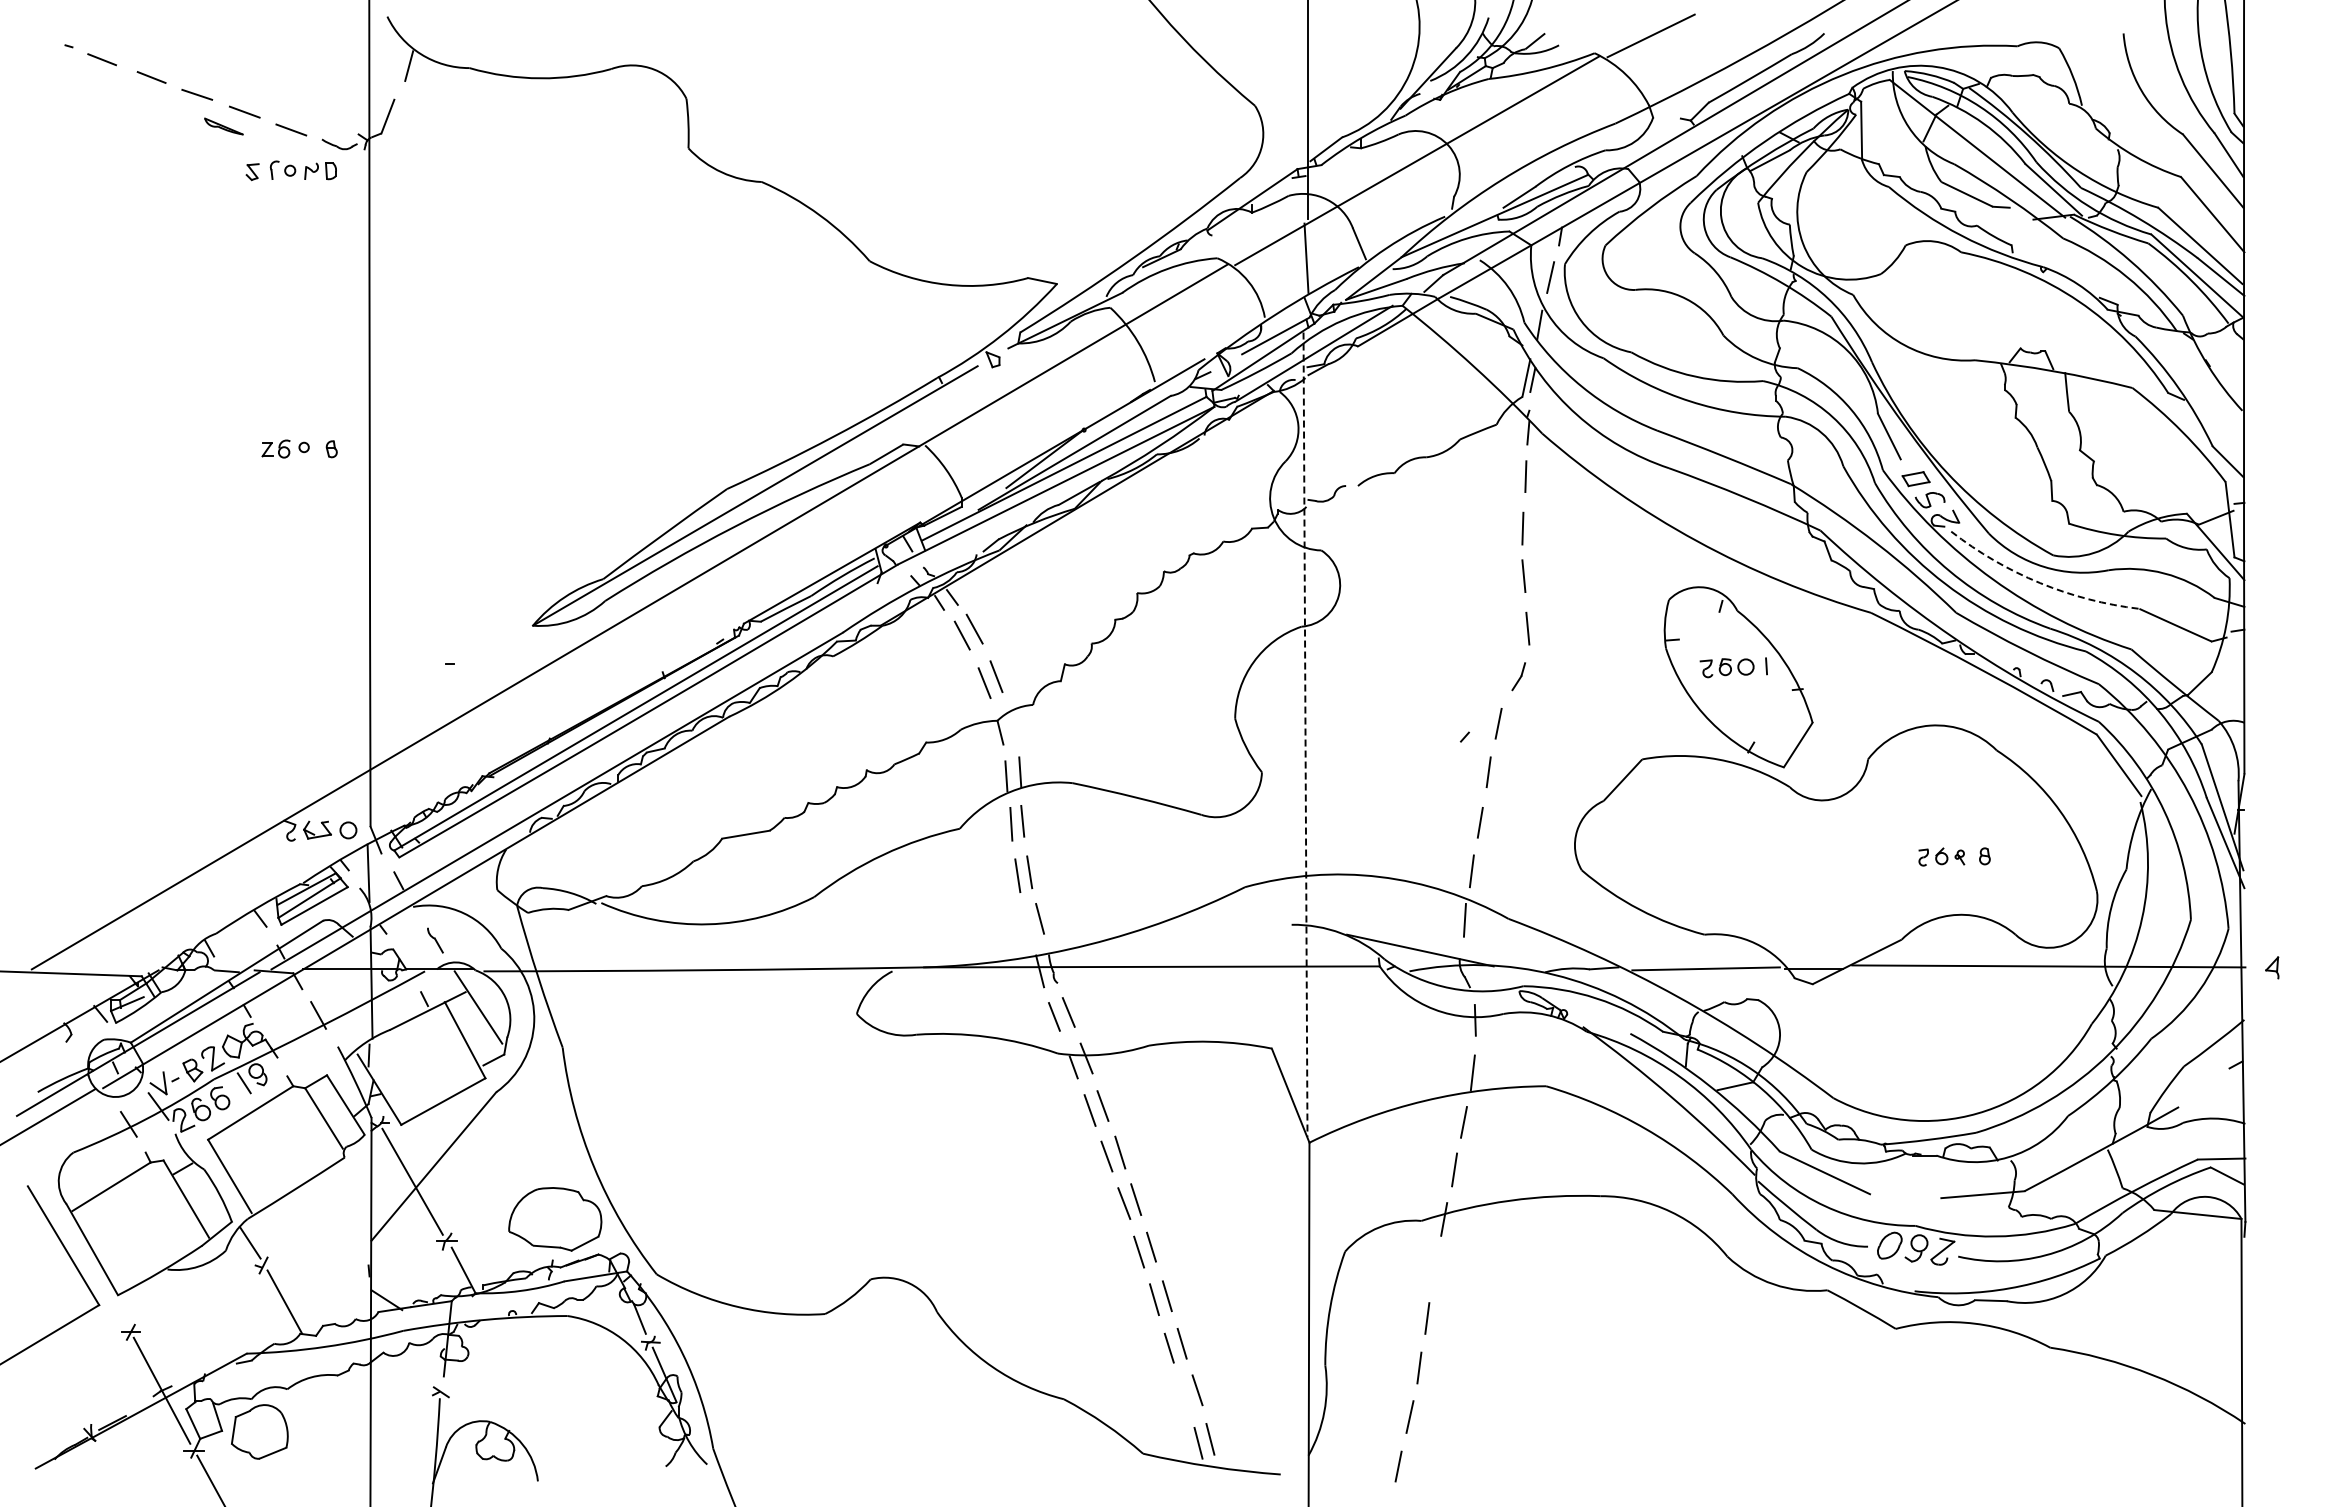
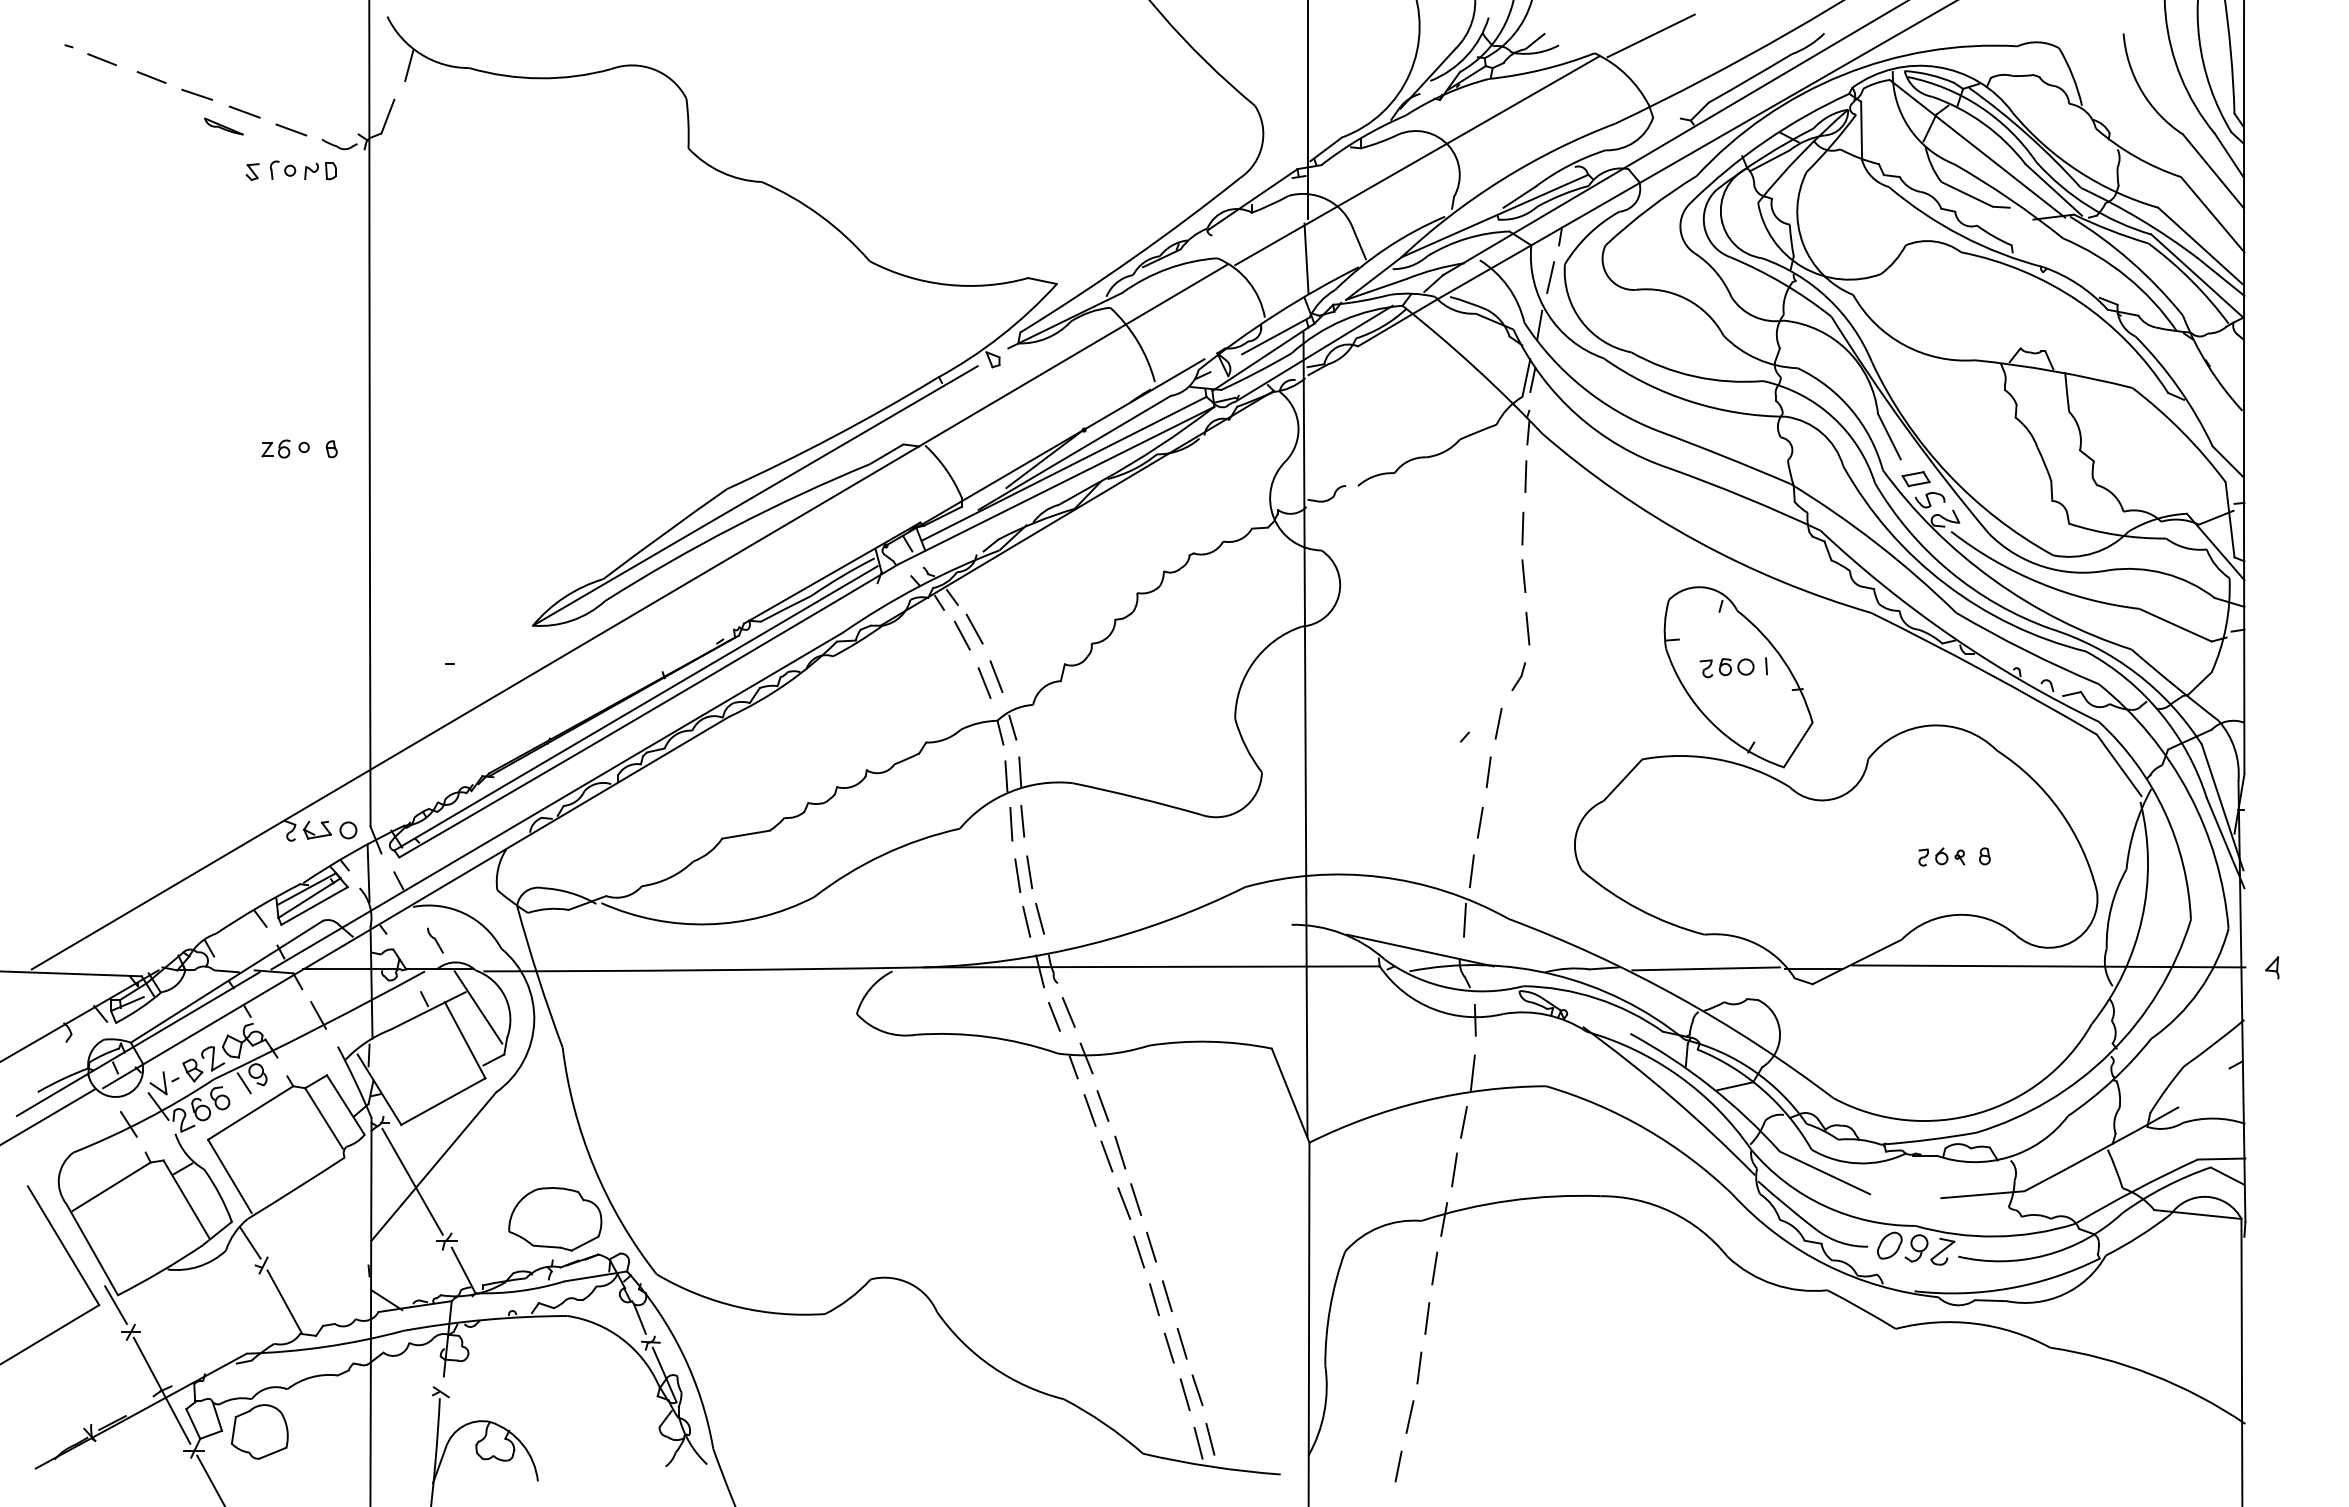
arc: dashed -> solid (2040, 583)
line: none -> present (1012, 727)
line: dashed -> solid (1305, 735)
line: none -> present (1026, 921)
line: none -> present (1434, 1268)
line: none -> present (115, 1304)
line: none -> present (1184, 1394)
